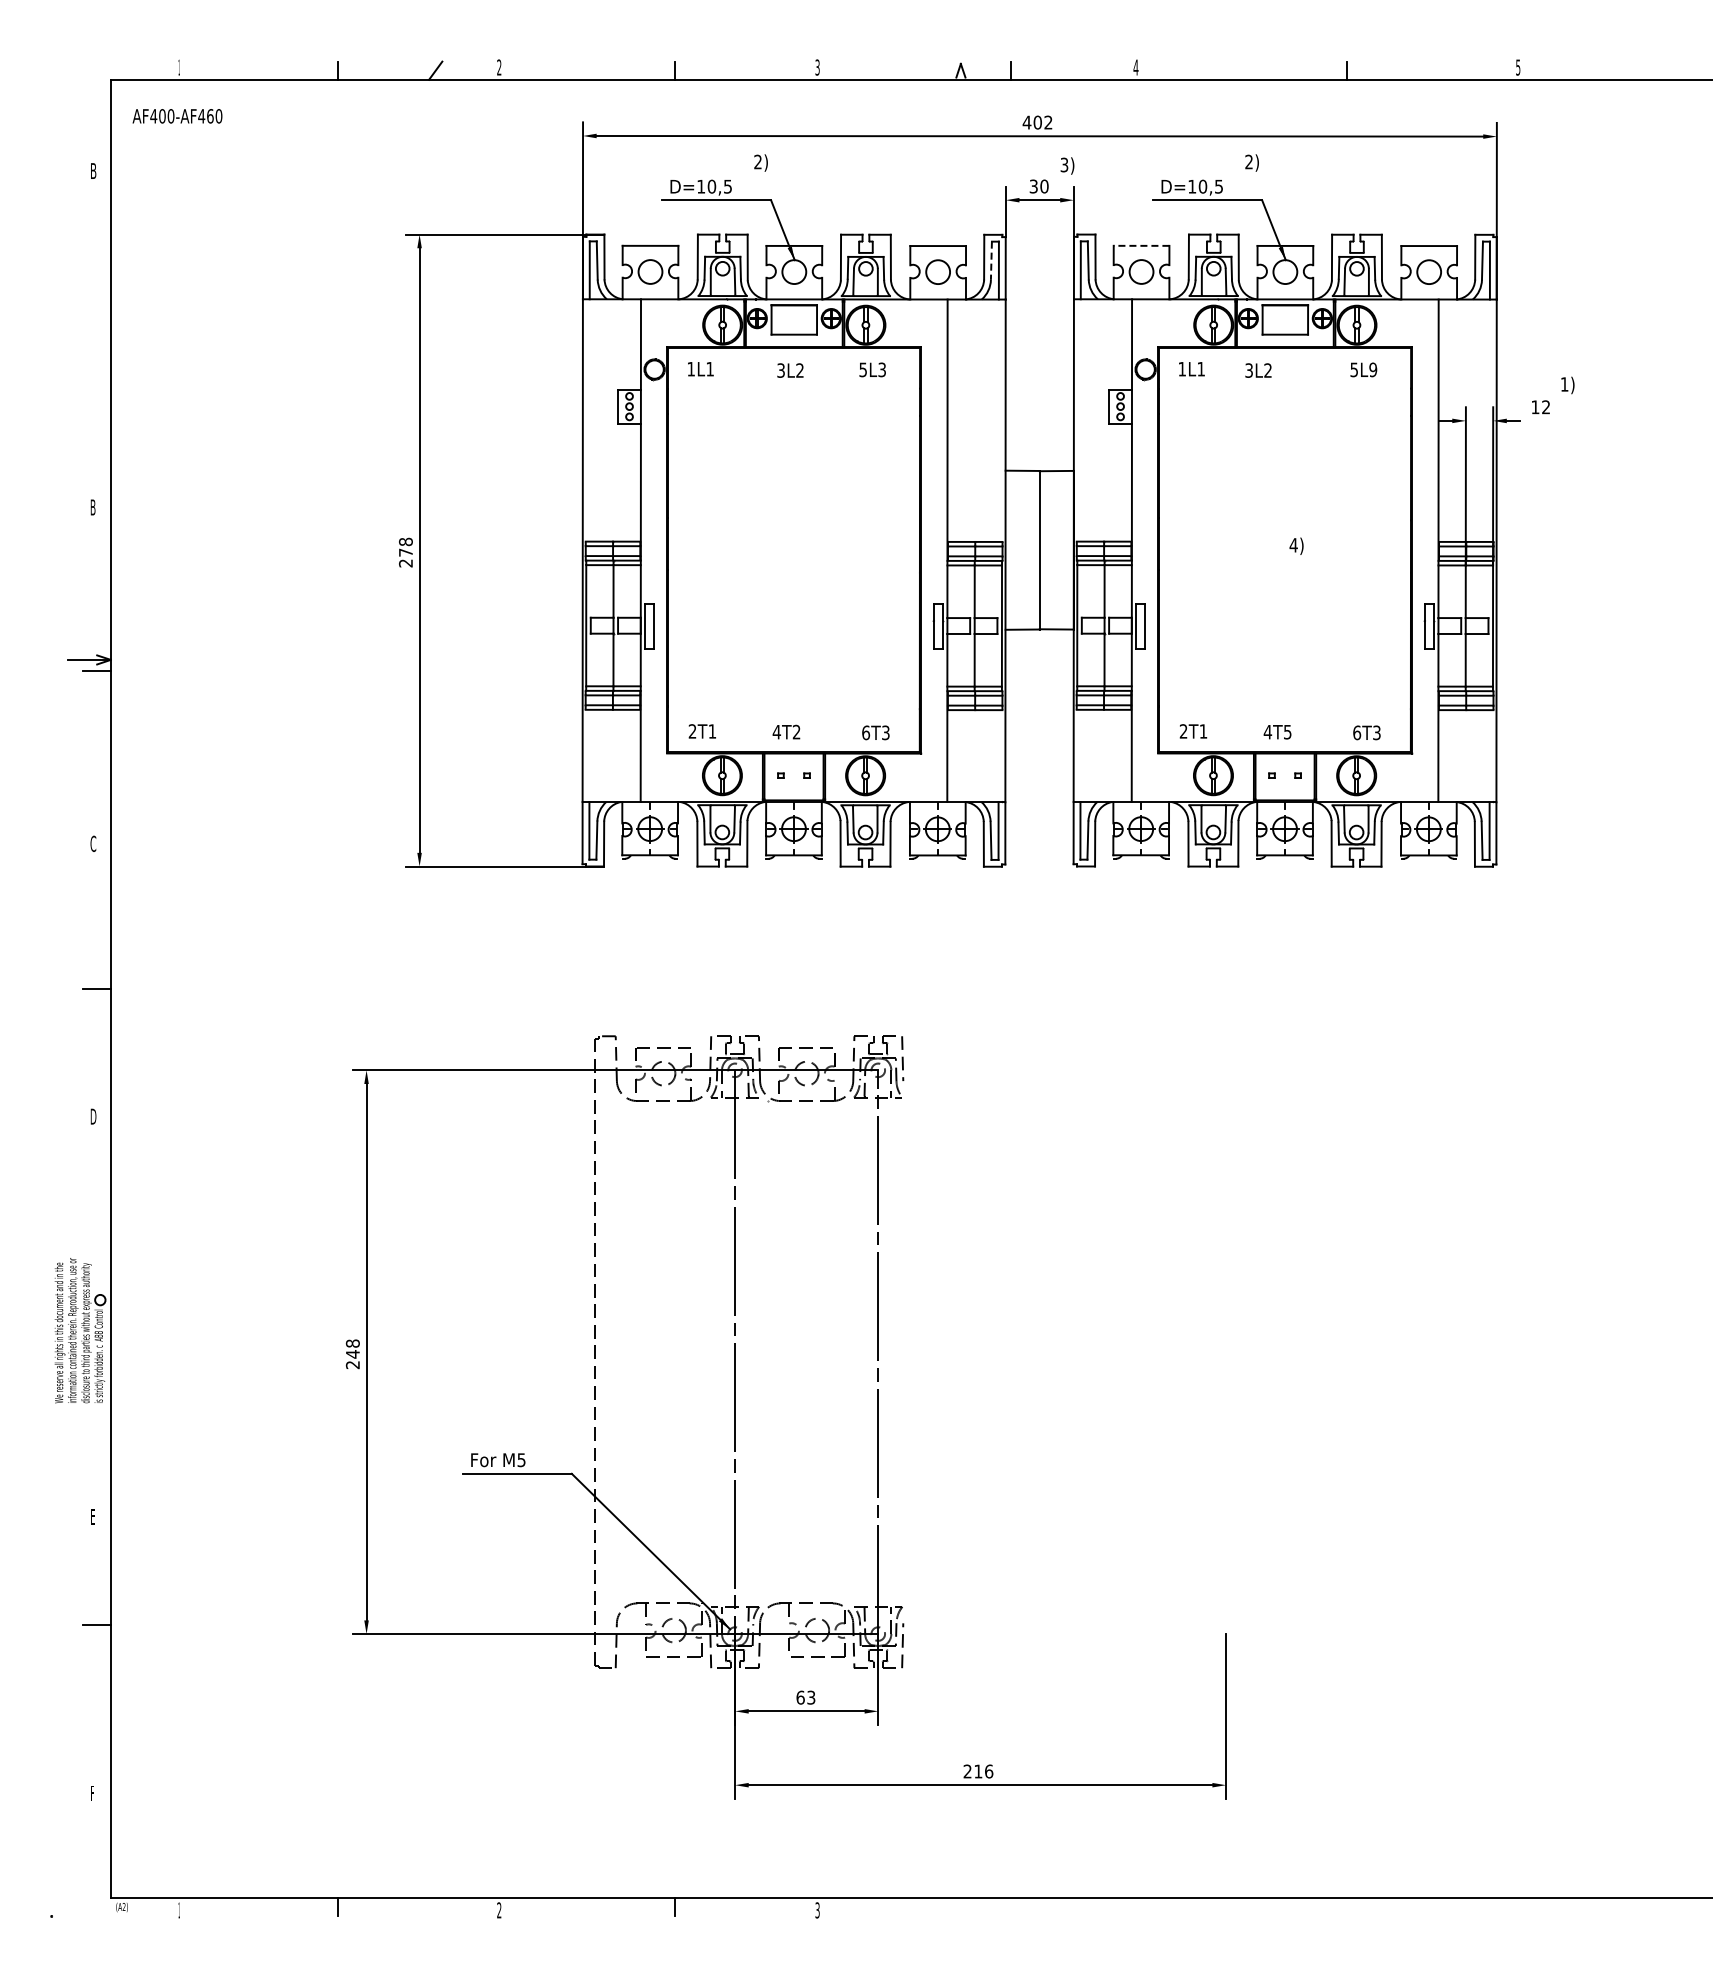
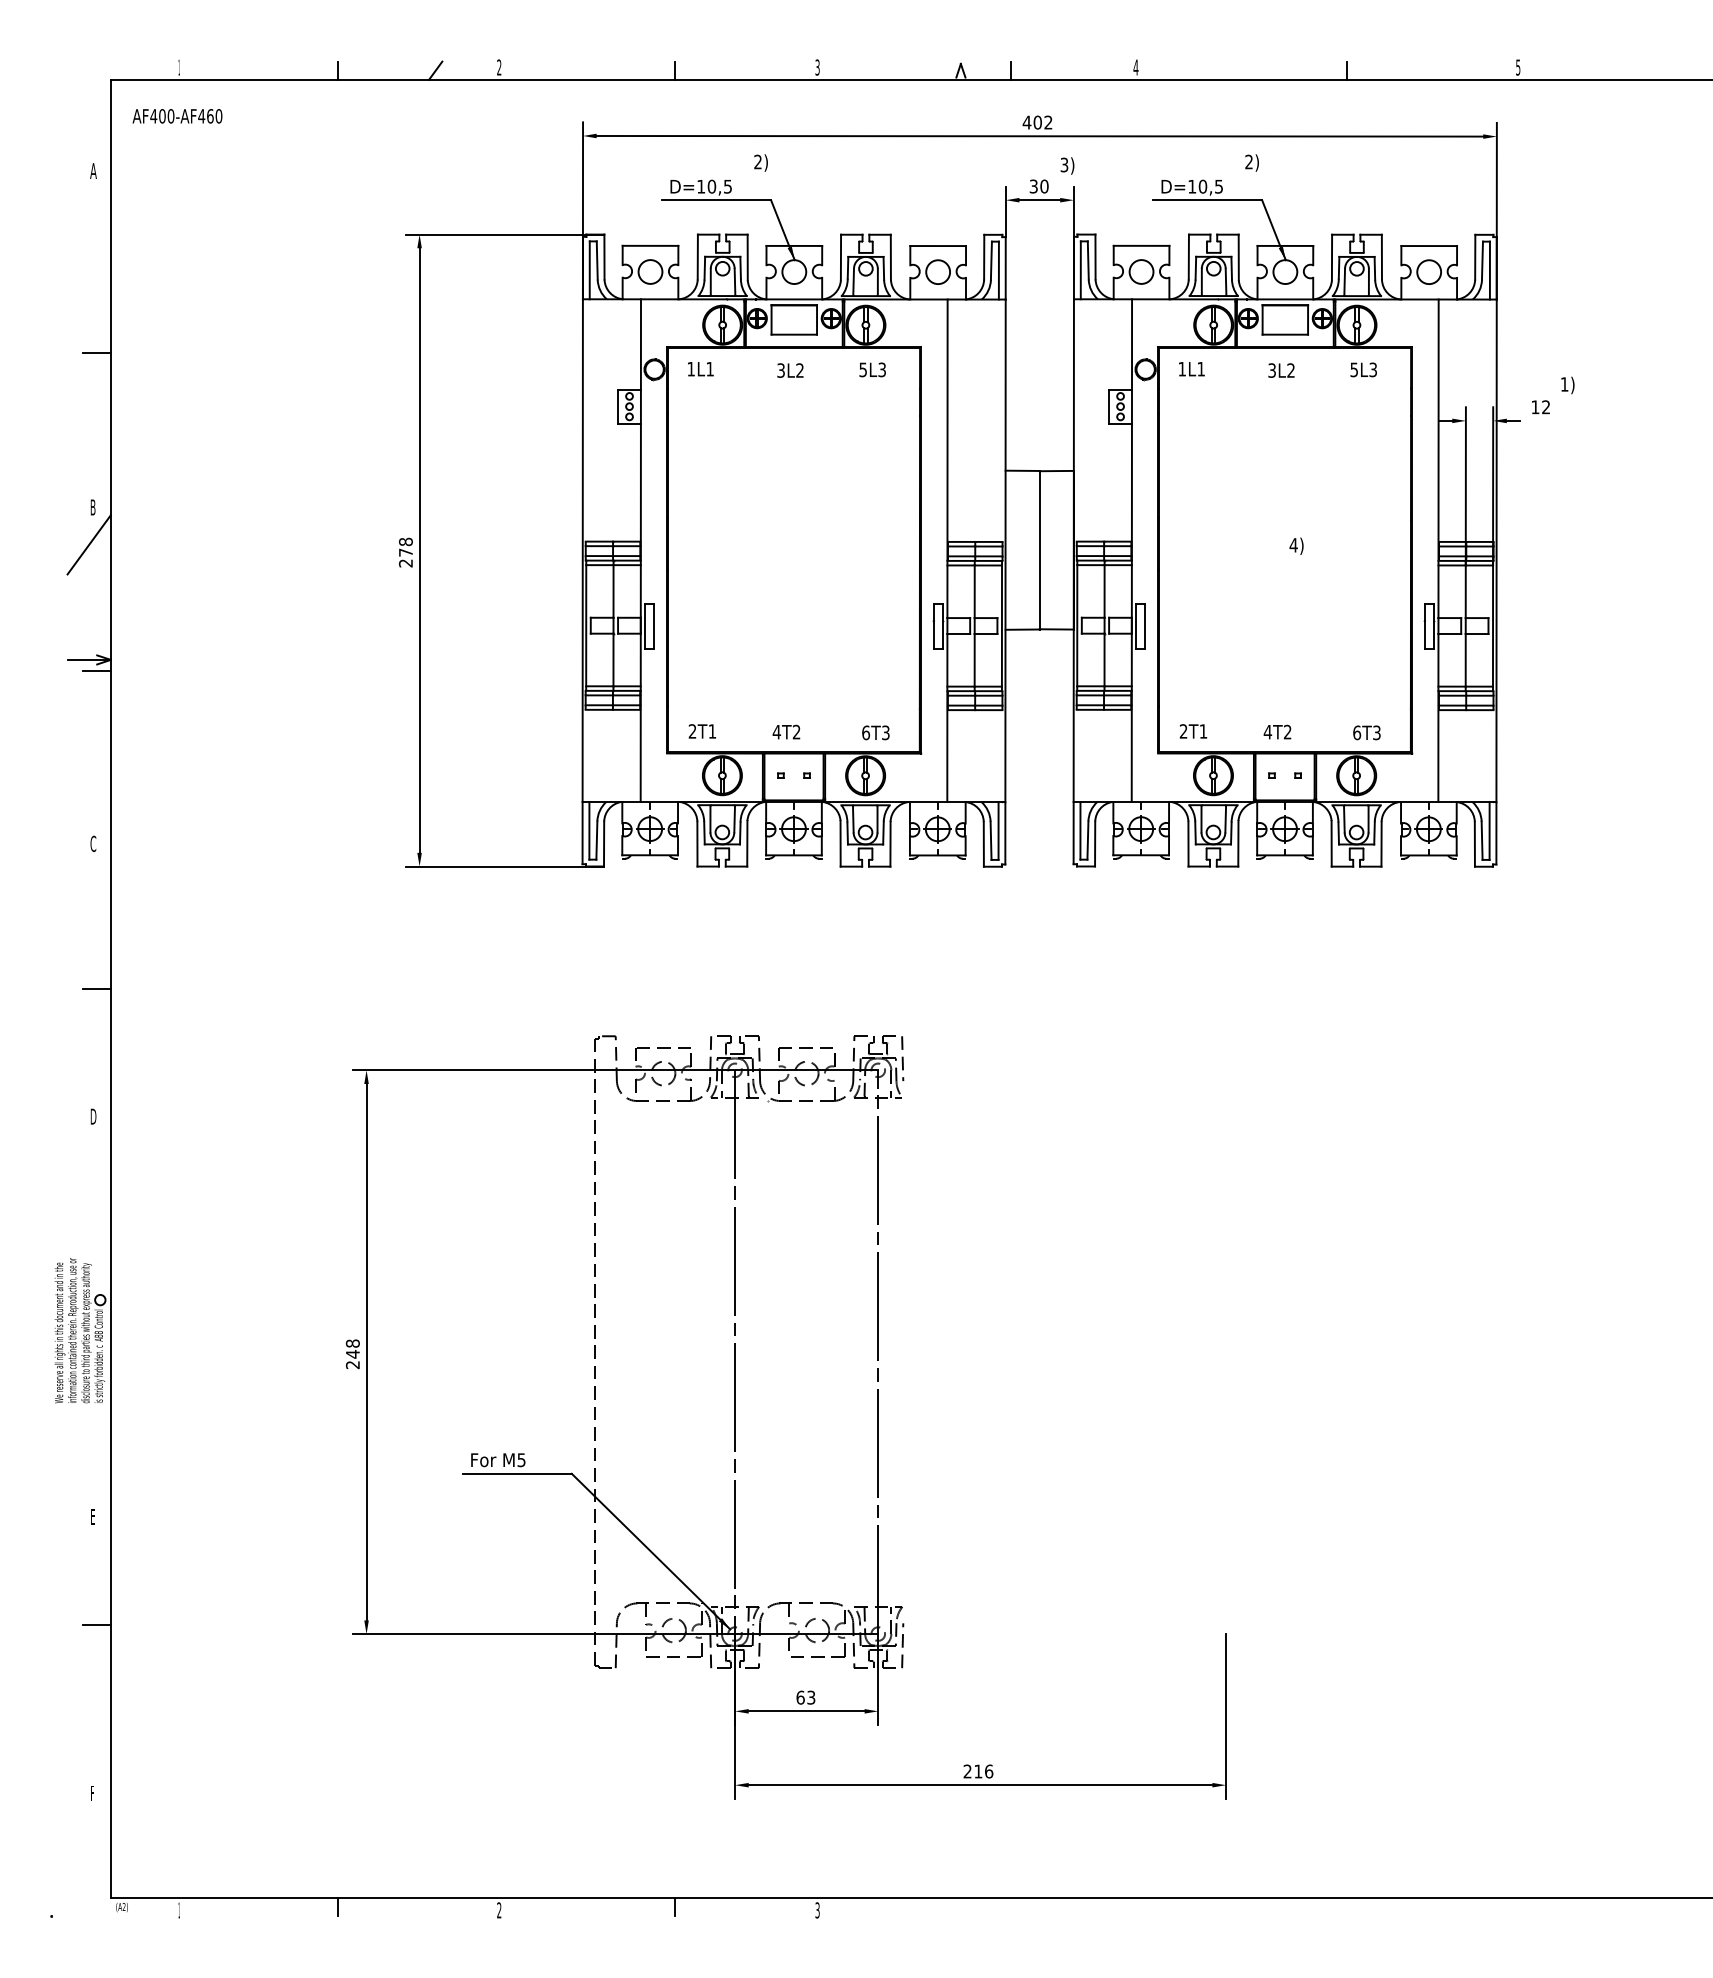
text: B -> A (93, 170)
line: dashed -> solid (1141, 245)
line: dashed -> solid (991, 261)
line: none -> present (96, 352)
text: 5L9 -> 5L3 (1373, 369)
text position: (1258, 370) -> (1281, 370) (1281, 370)
line: none -> present (88, 544)
text: 4T5 -> 4T2 (1287, 731)
